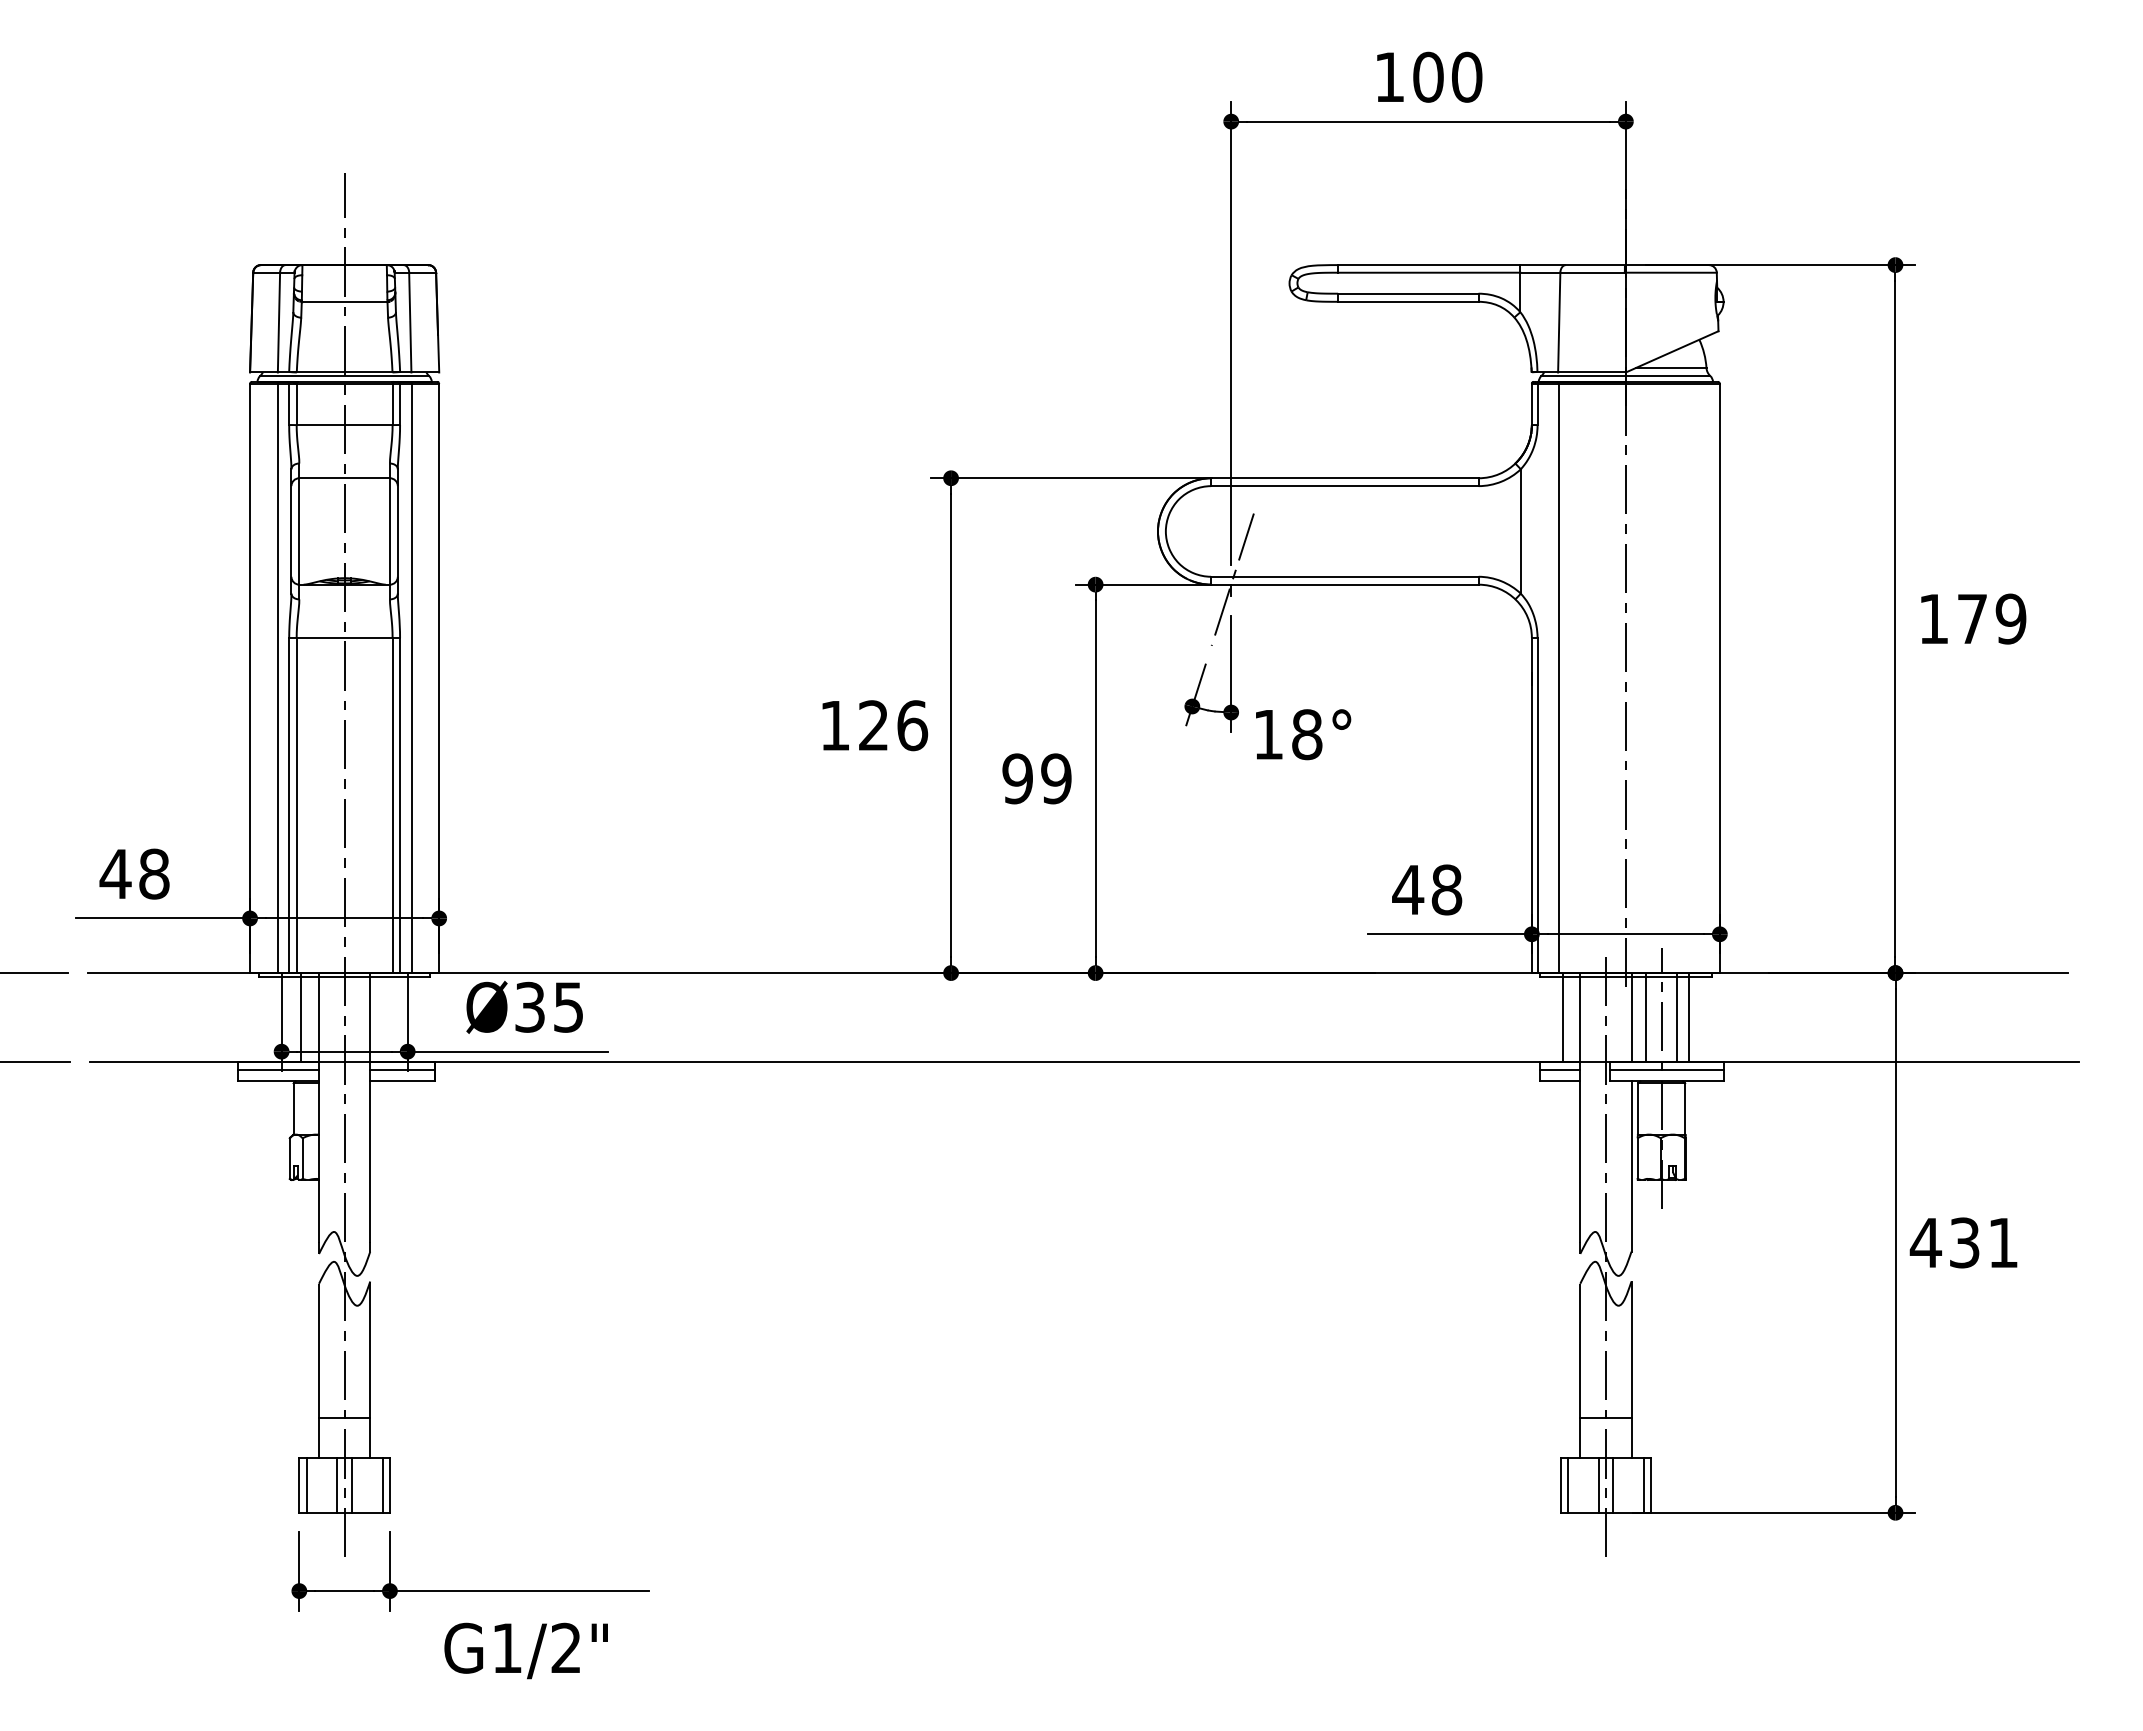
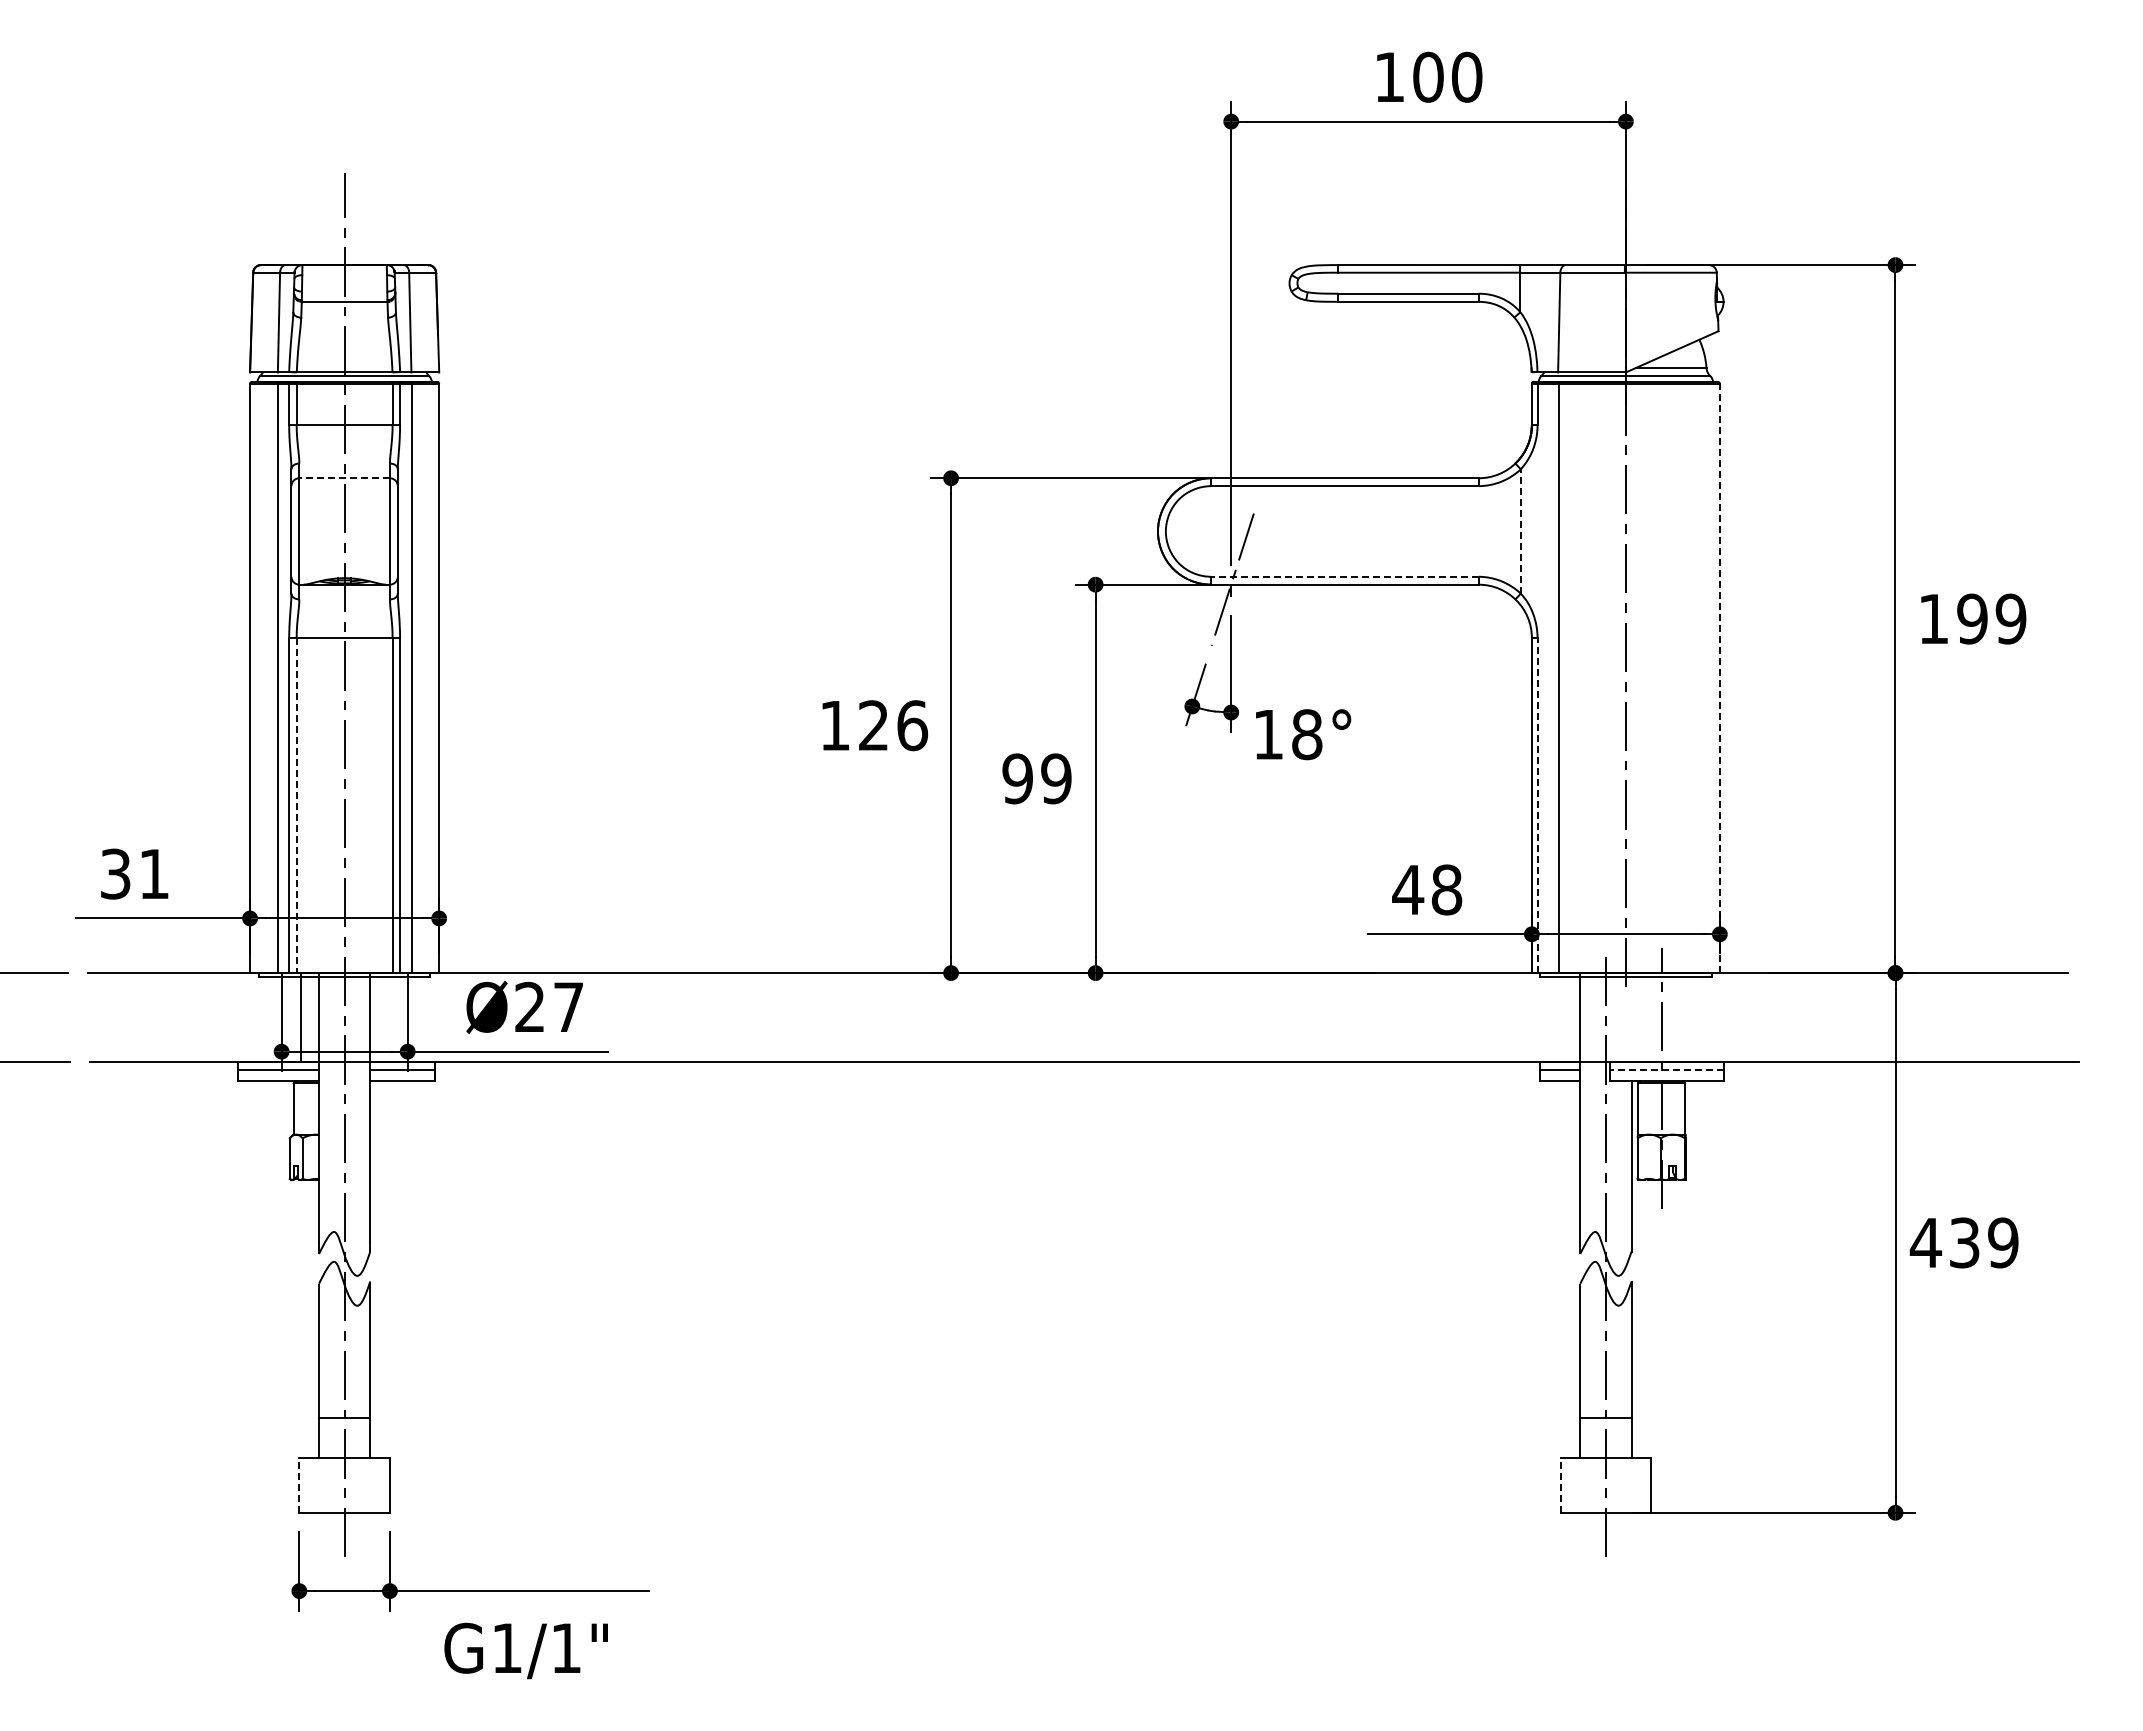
line: solid -> dashed (344, 478)
line: solid -> dashed (1520, 530)
line: solid -> dashed (1344, 576)
text: 179 -> 199 (1972, 618)
line: solid -> dashed (1719, 678)
line: solid -> dashed (296, 805)
line: solid -> dashed (1537, 805)
text: 48 -> 31 (134, 873)
text: Ø35 -> Ø27 (548, 1007)
line: present -> none (1562, 1017)
line: present -> none (1631, 1017)
line: present -> none (1645, 1017)
line: present -> none (1677, 1017)
line: present -> none (1688, 1017)
line: solid -> dashed (1666, 1069)
text: 431 -> 439 (2003, 1242)
line: present -> none (306, 1484)
line: present -> none (337, 1484)
line: present -> none (352, 1484)
line: present -> none (382, 1484)
line: present -> none (1567, 1484)
line: present -> none (1598, 1484)
line: present -> none (1613, 1484)
line: present -> none (1643, 1484)
line: solid -> dashed (299, 1485)
line: solid -> dashed (1560, 1485)
text: G1/2" -> G1/1" (565, 1647)
